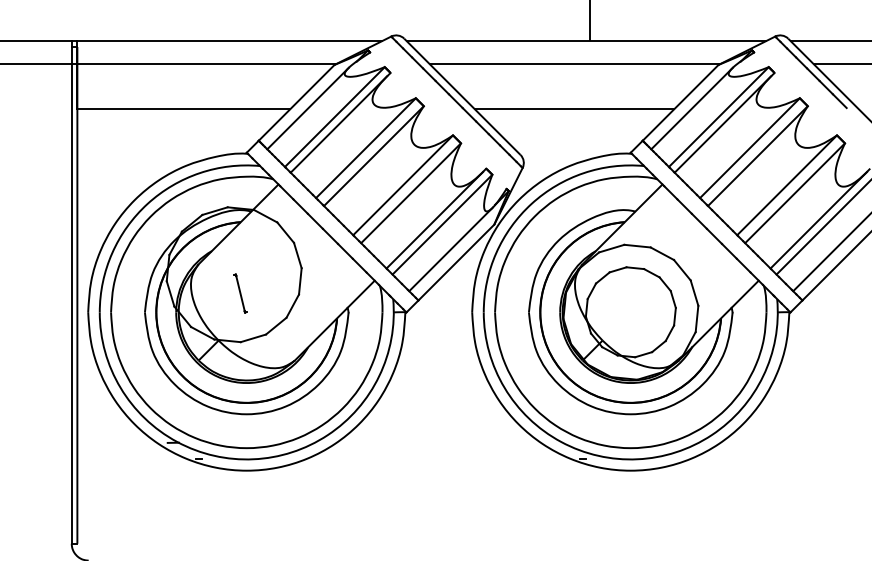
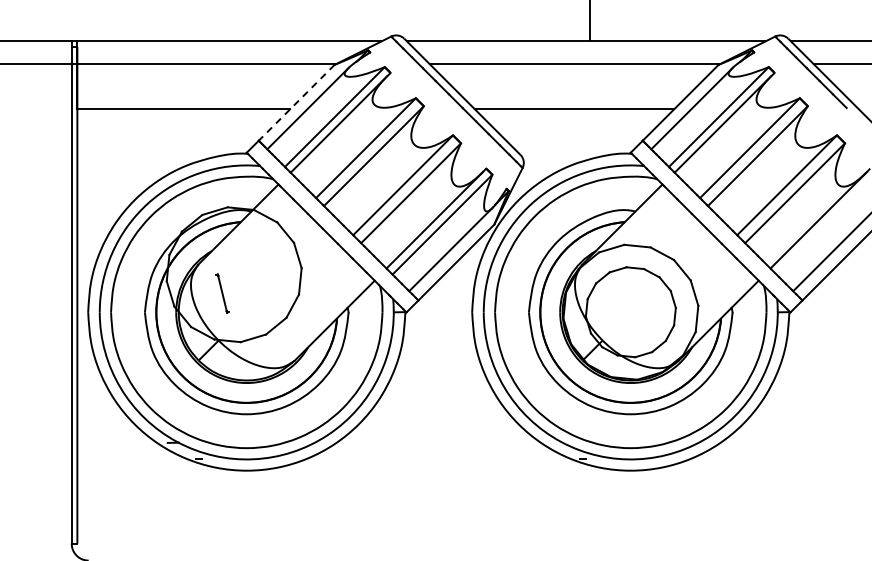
line: solid -> dashed (296, 102)
line: present -> none (822, 228)
part position: (240, 293) -> (222, 293) (222, 293)
